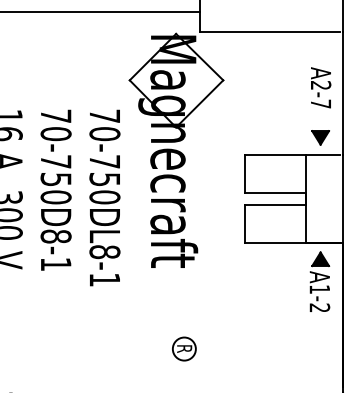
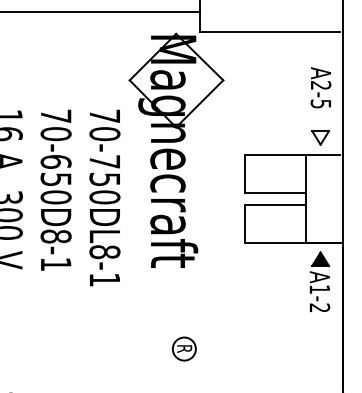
text: A2-7 -> A2-5 (320, 103)
fill: present -> none (320, 137)
text: 70-750D8-1 -> 70-650D8-1 (55, 161)
